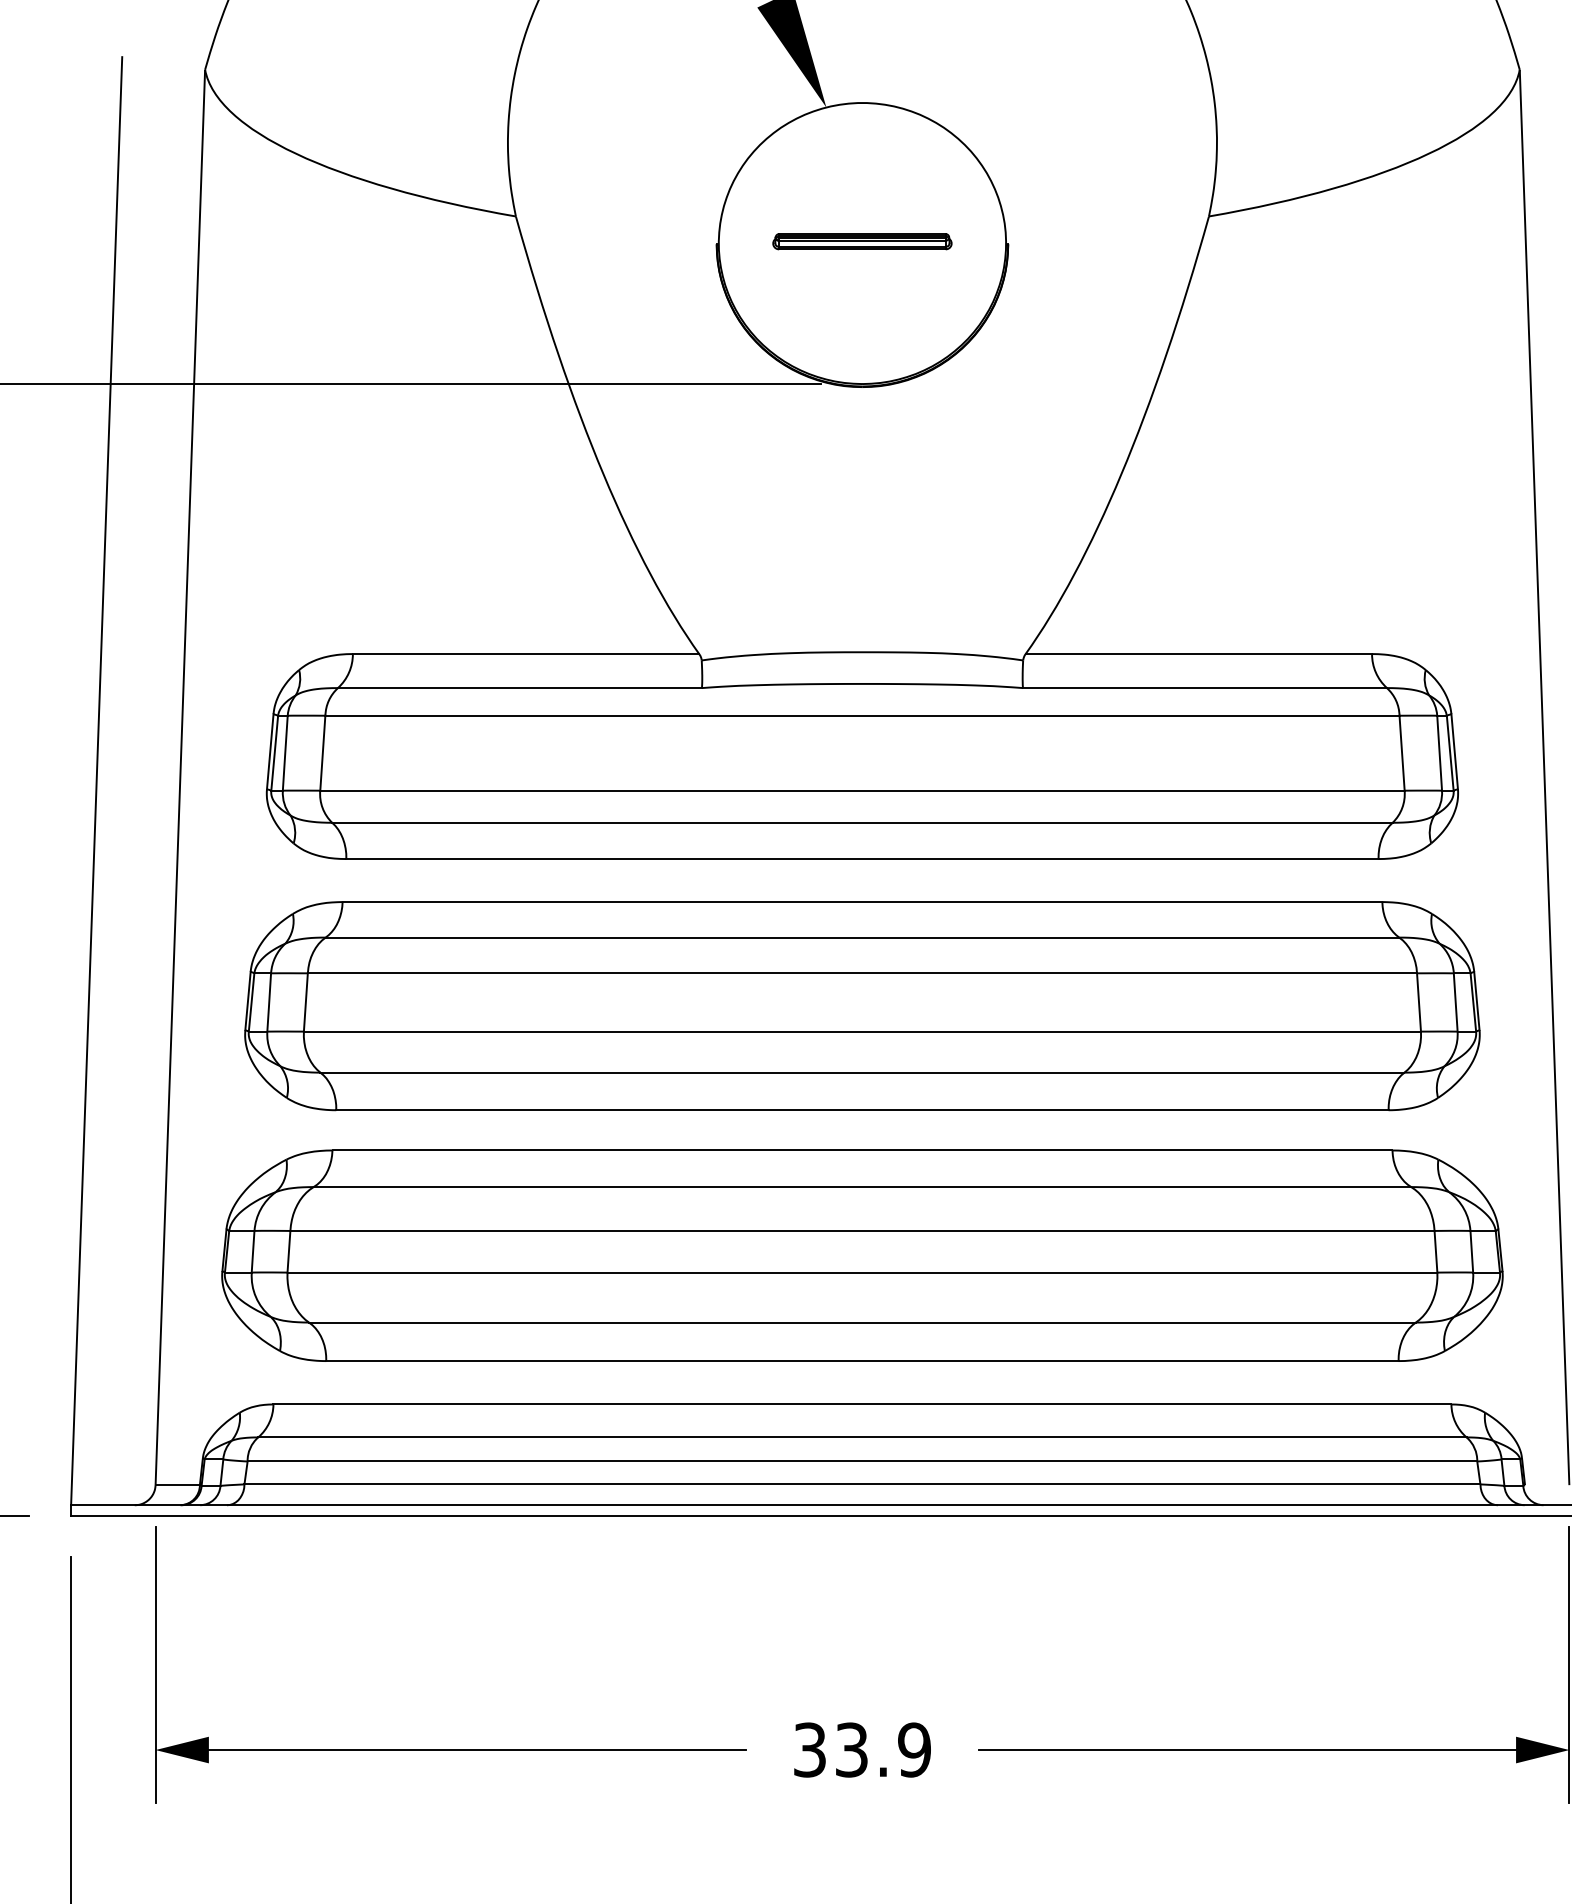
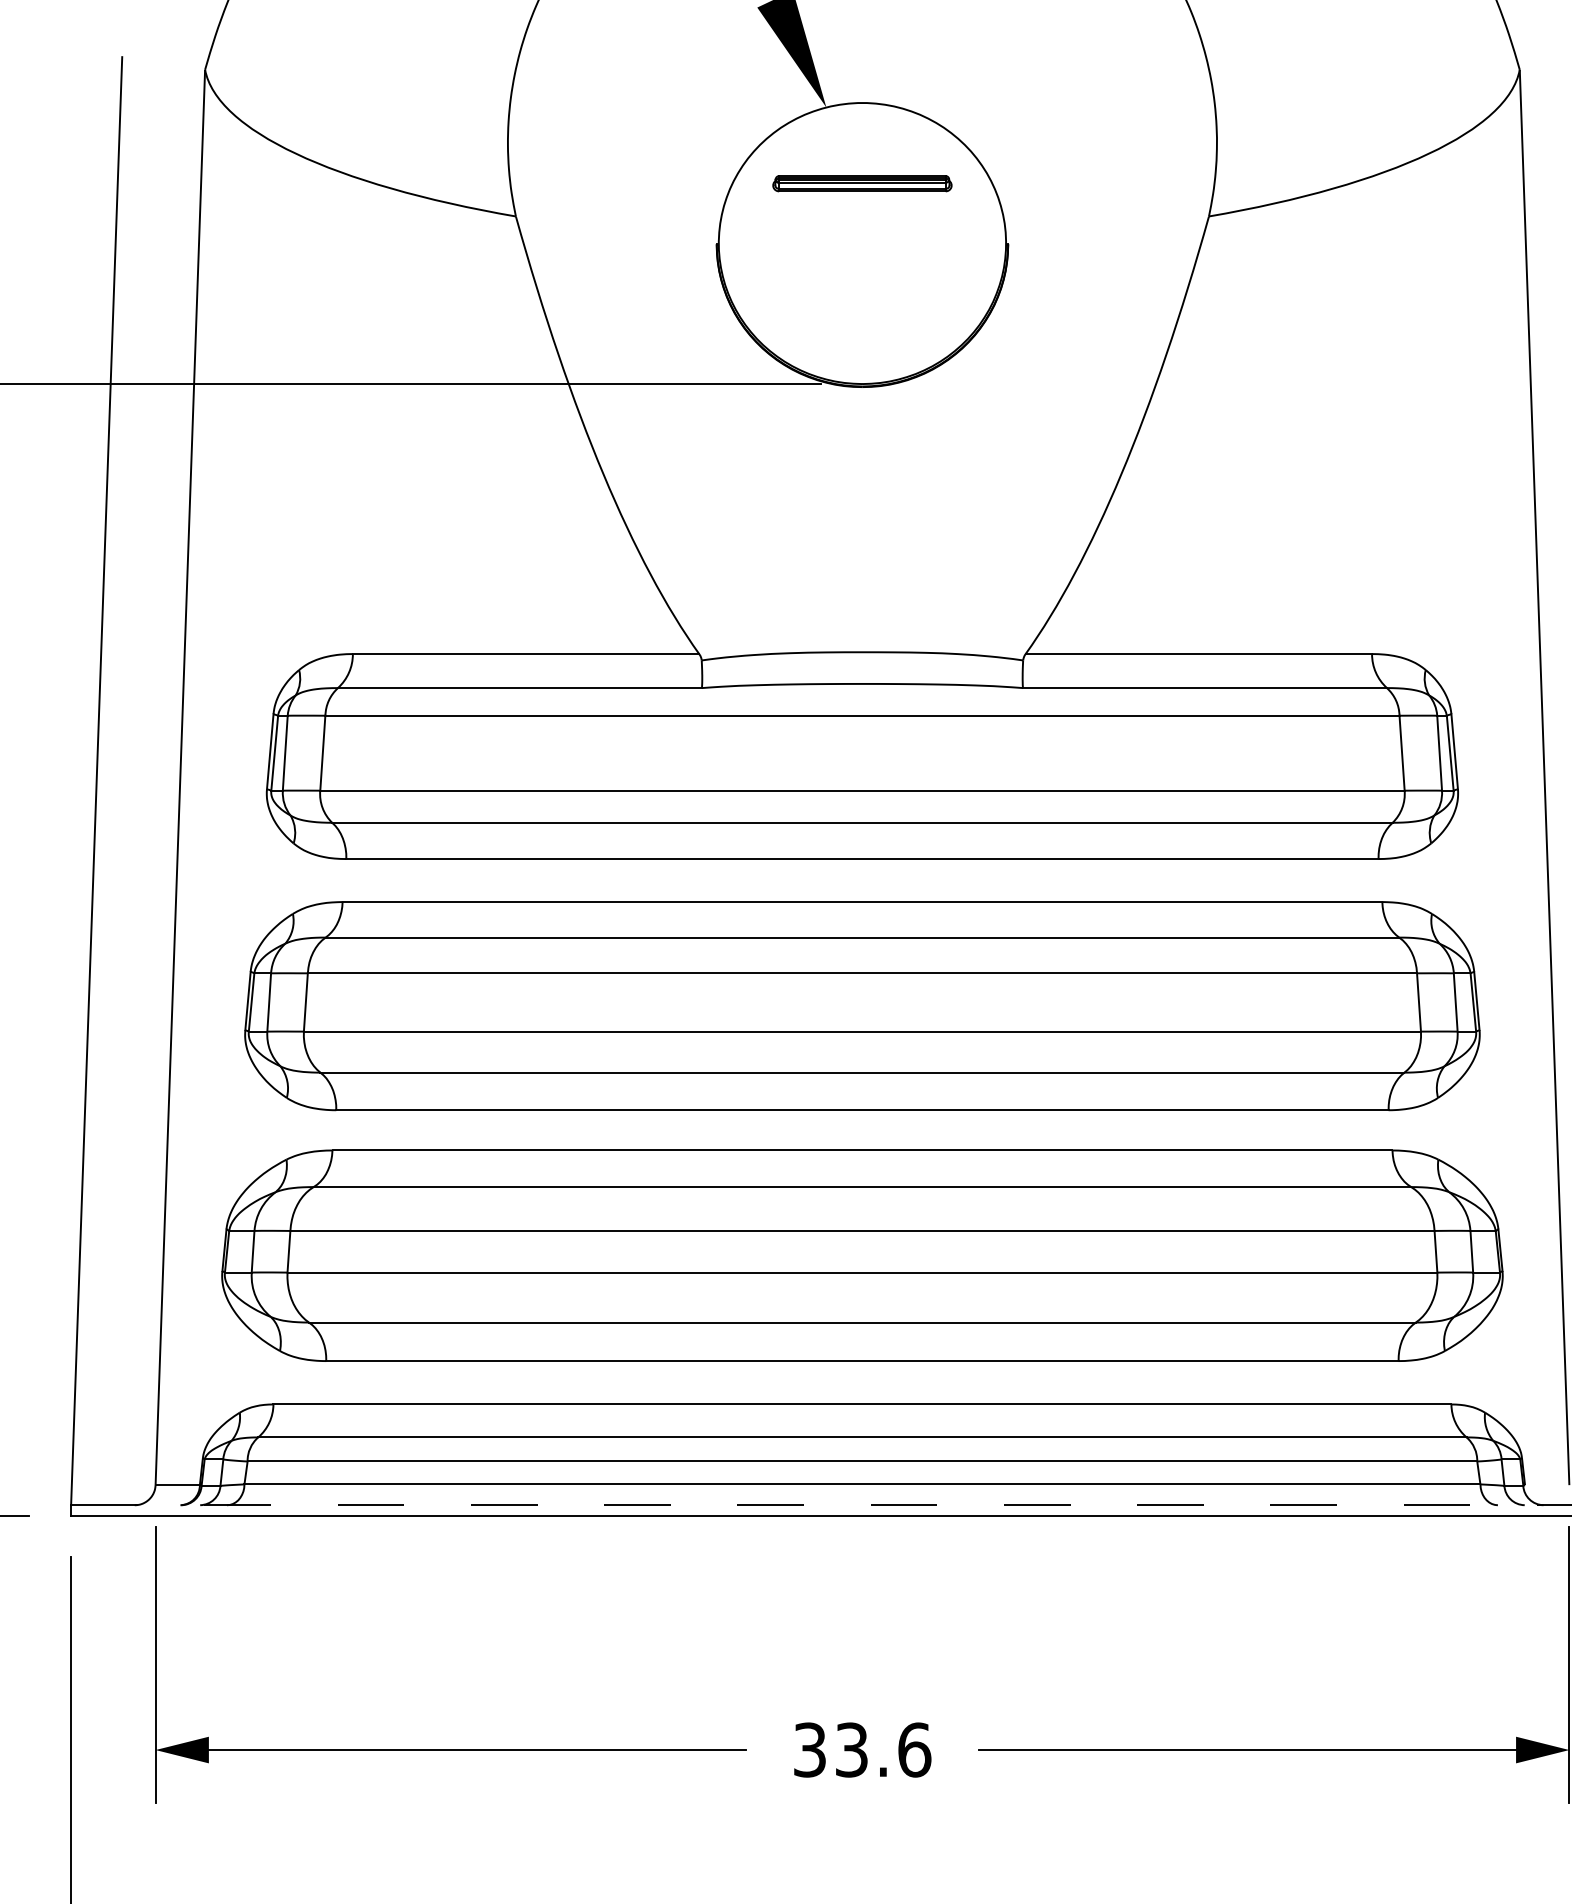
part position: (862, 241) -> (862, 183) (862, 183)
line: solid -> dashed (821, 1505)
text: 33.9 -> 33.6 (914, 1749)
